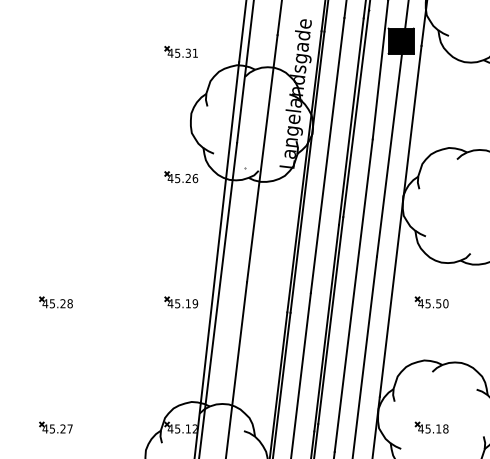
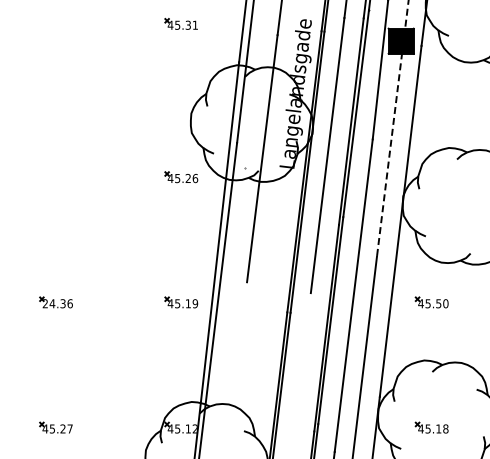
part position: (180, 51) -> (180, 23) (180, 23)
line: solid -> dashed (392, 128)
text: 45.28 -> 24.36 (57, 303)
line: present -> none (236, 368)
line: present -> none (300, 374)
